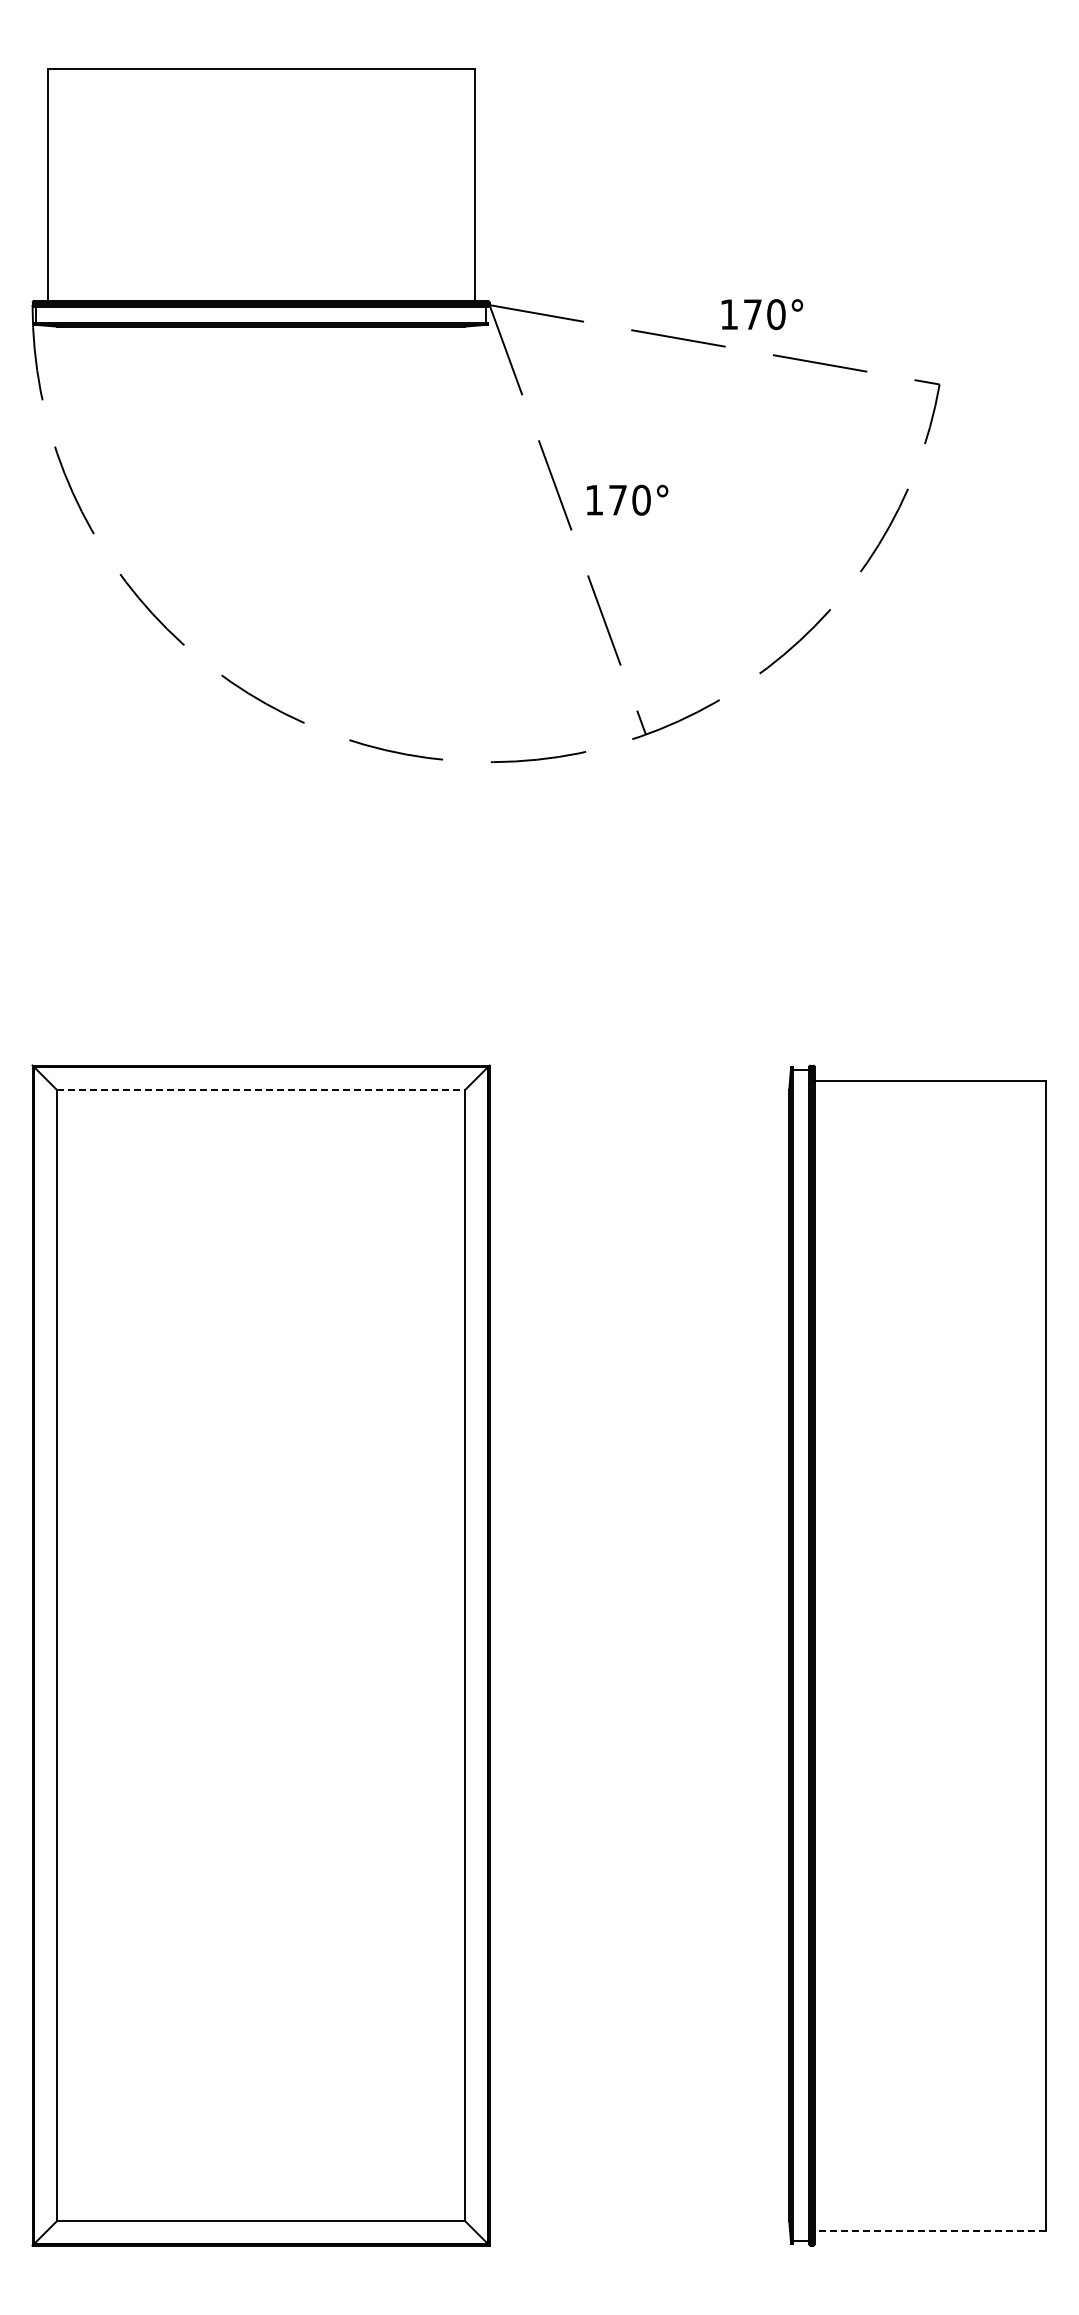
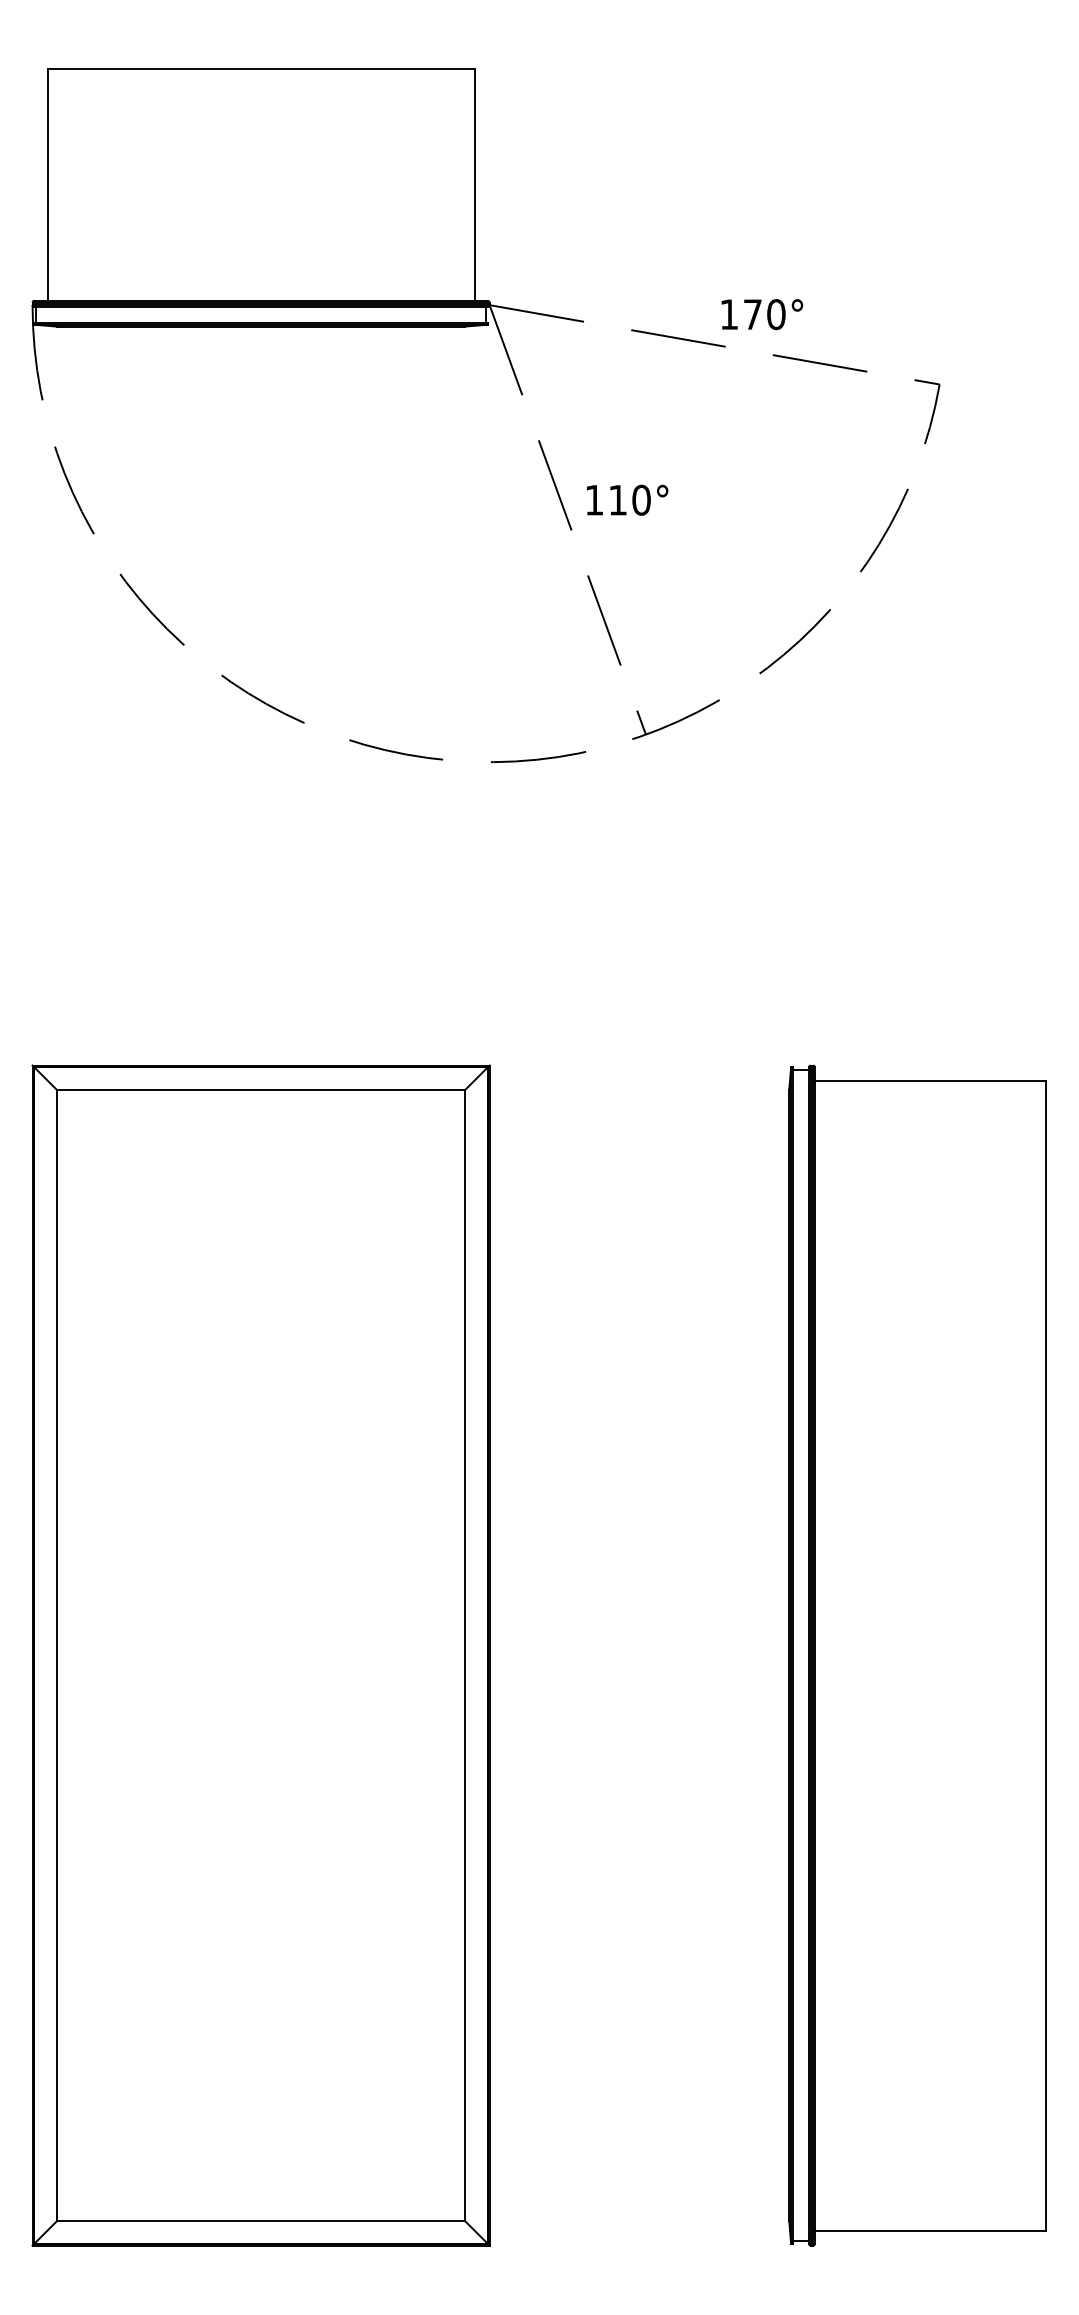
text: 170° -> 110° (617, 500)
line: dashed -> solid (261, 1089)
line: dashed -> solid (930, 2230)
